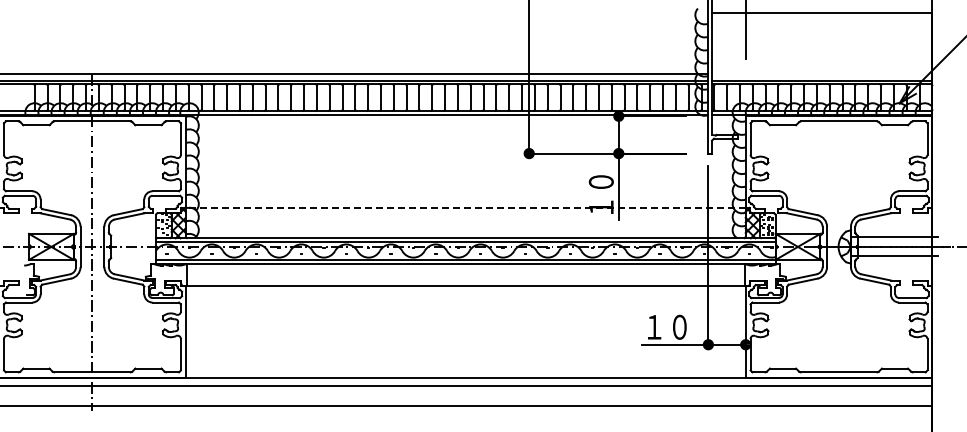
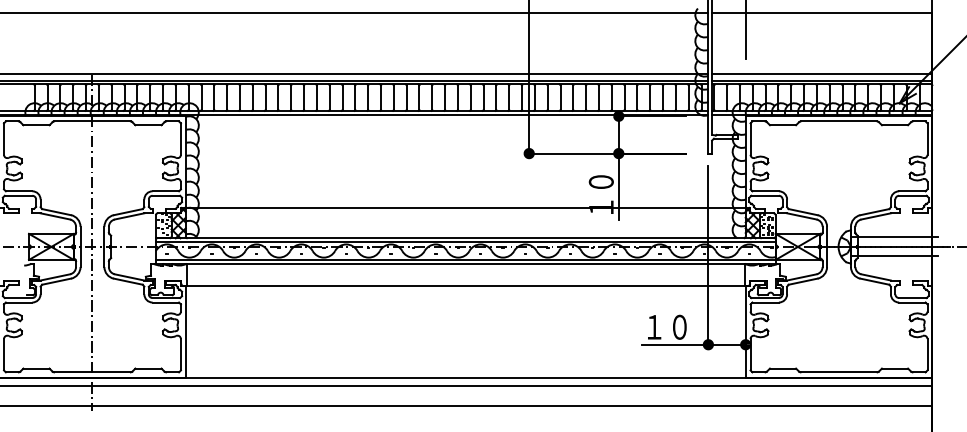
line: none -> present (355, 13)
line: none -> present (822, 73)
line: dashed -> solid (465, 207)
